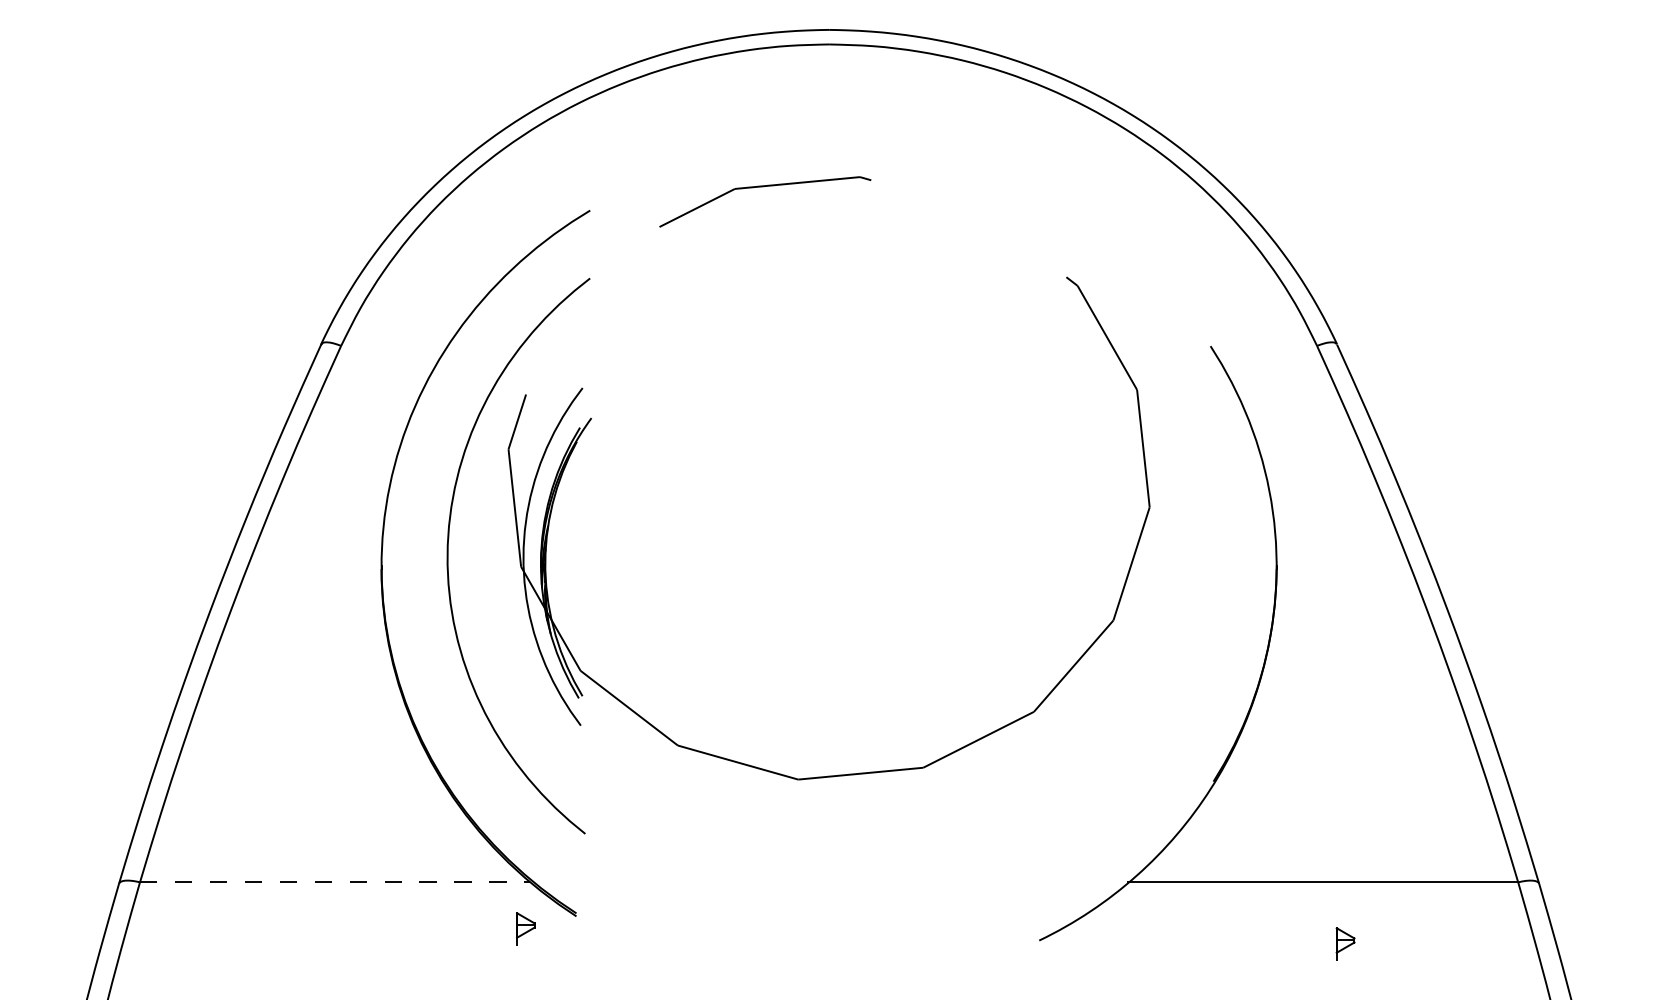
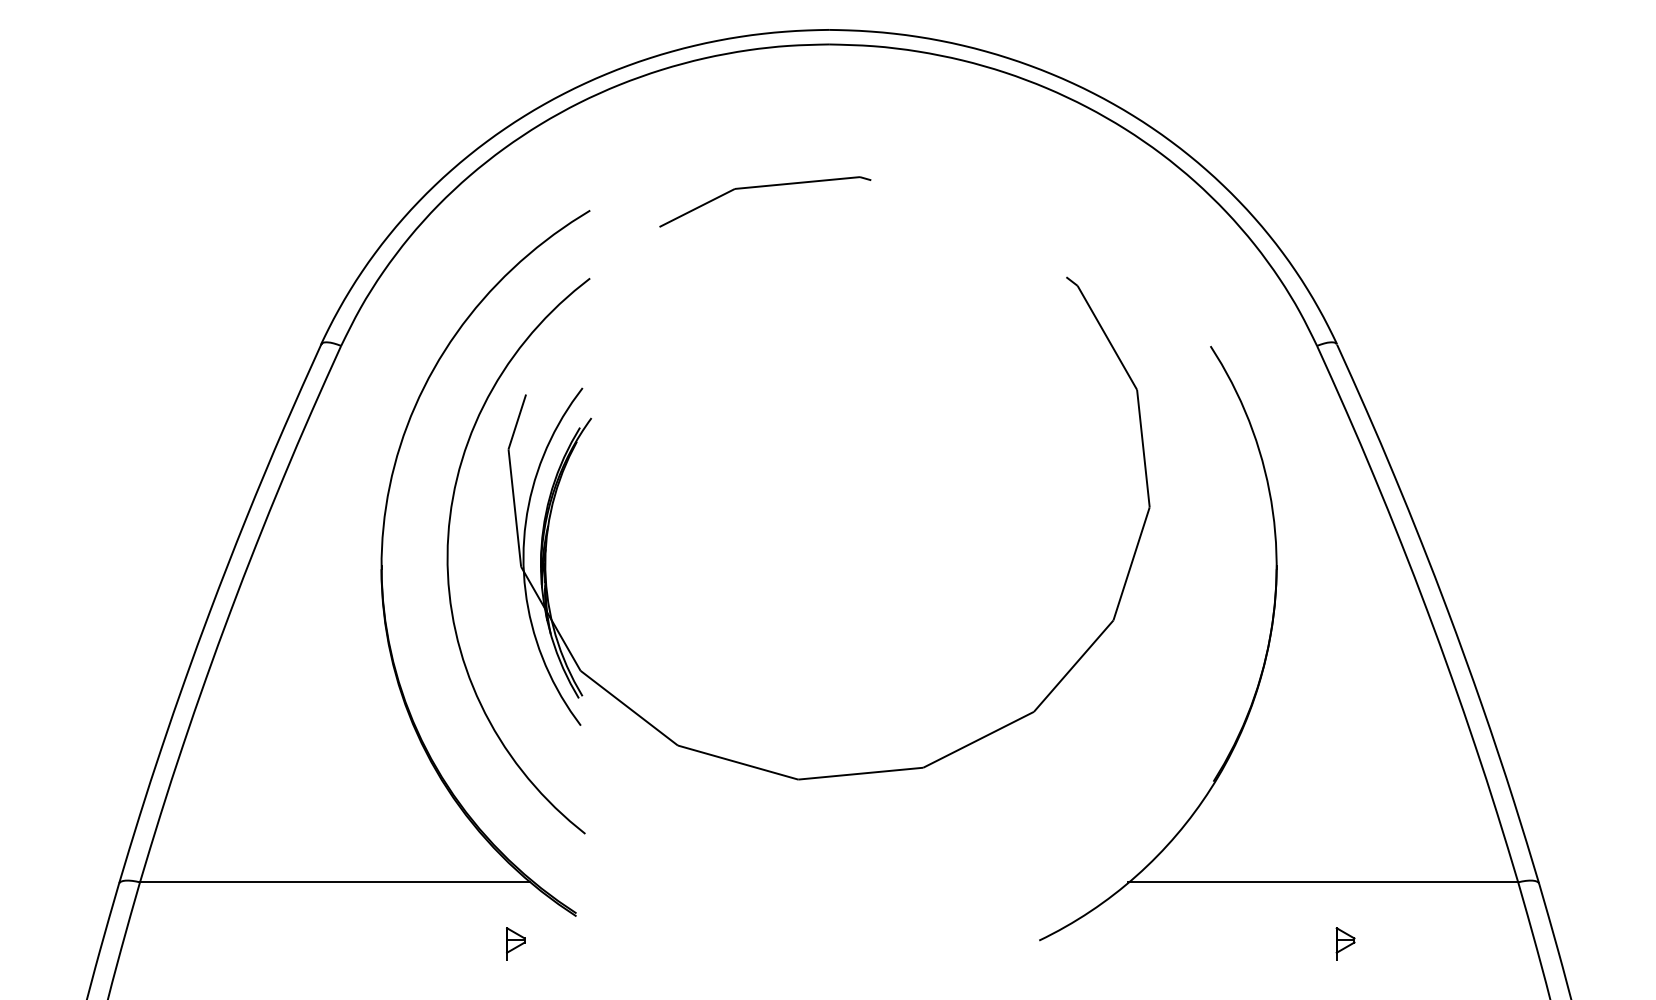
line: dashed -> solid (335, 882)
part position: (525, 928) -> (515, 943) (515, 943)
